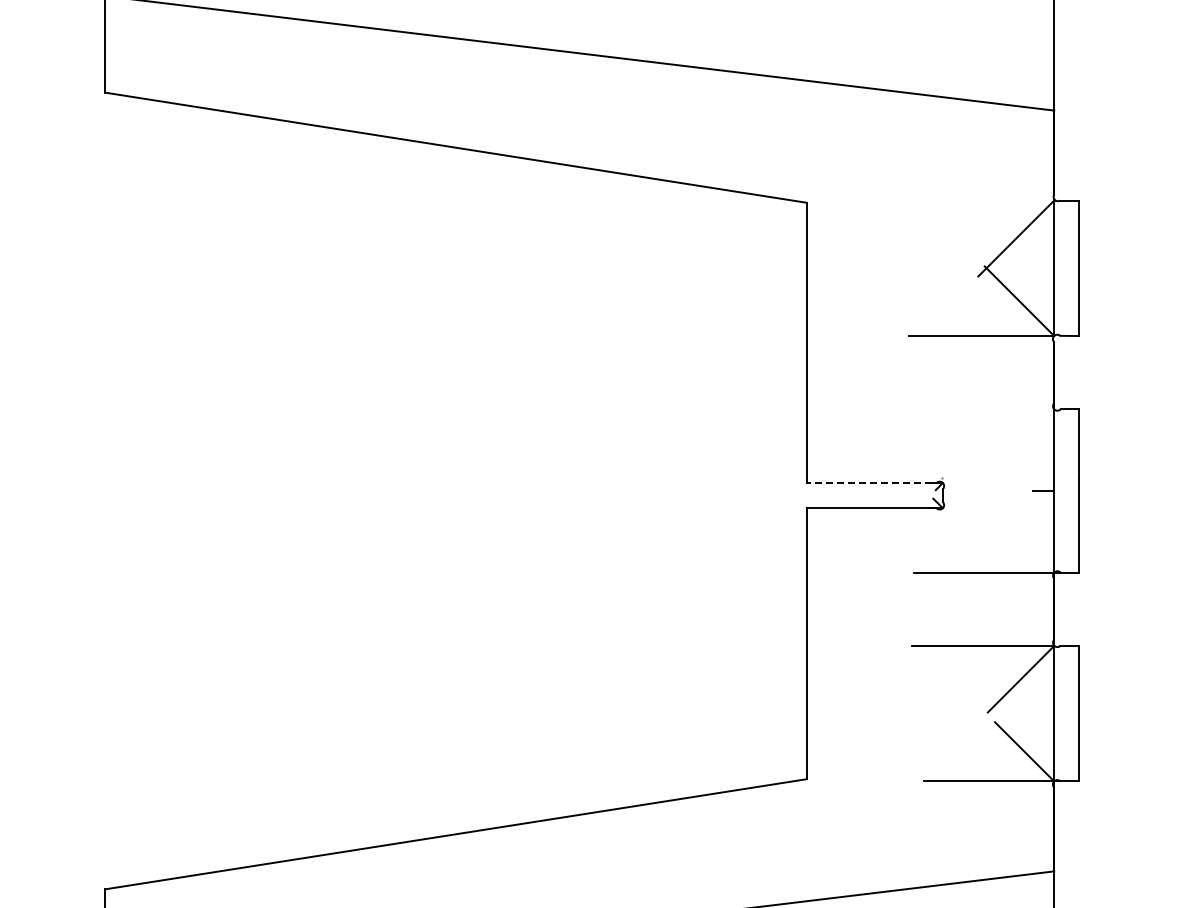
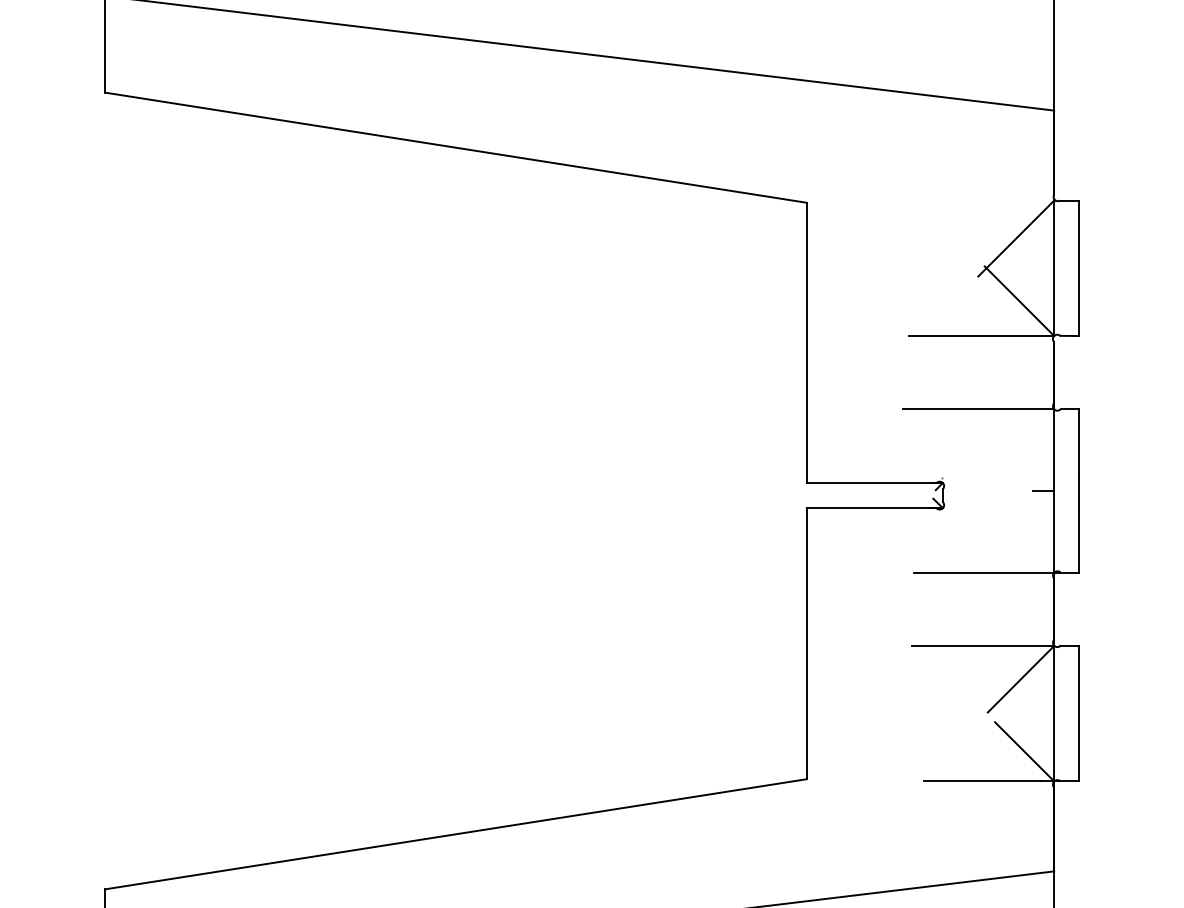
line: none -> present (978, 409)
line: dashed -> solid (874, 482)
